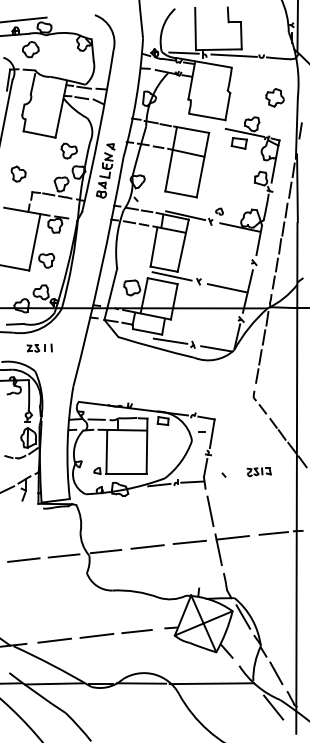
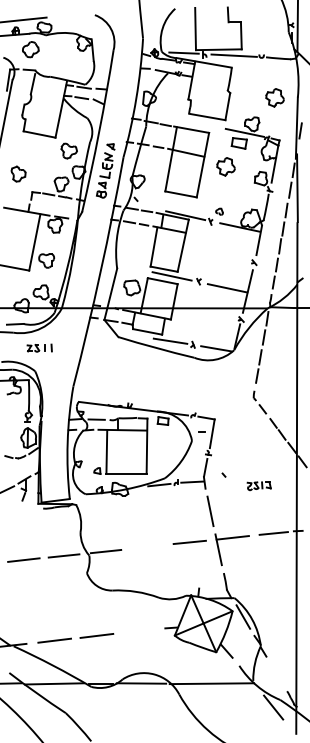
part: none -> present (225, 166)
part position: (258, 472) -> (258, 486) (258, 486)
line: present -> none (147, 546)
line: present -> none (136, 631)
line: present -> none (276, 673)
